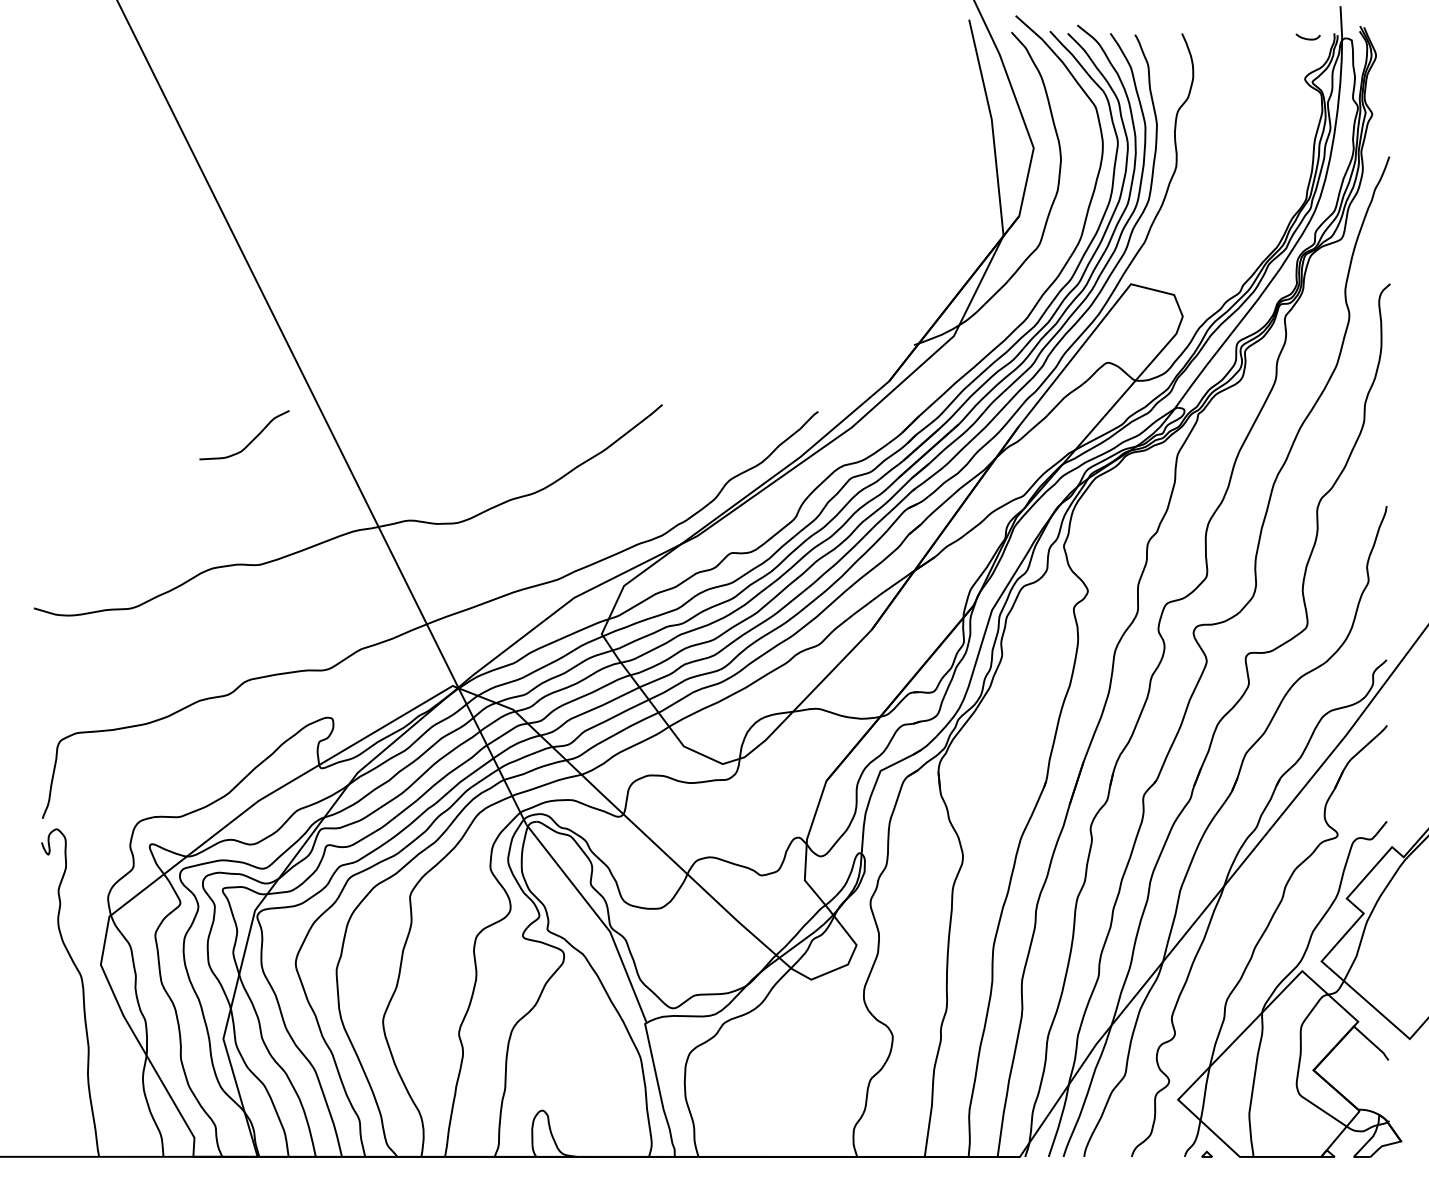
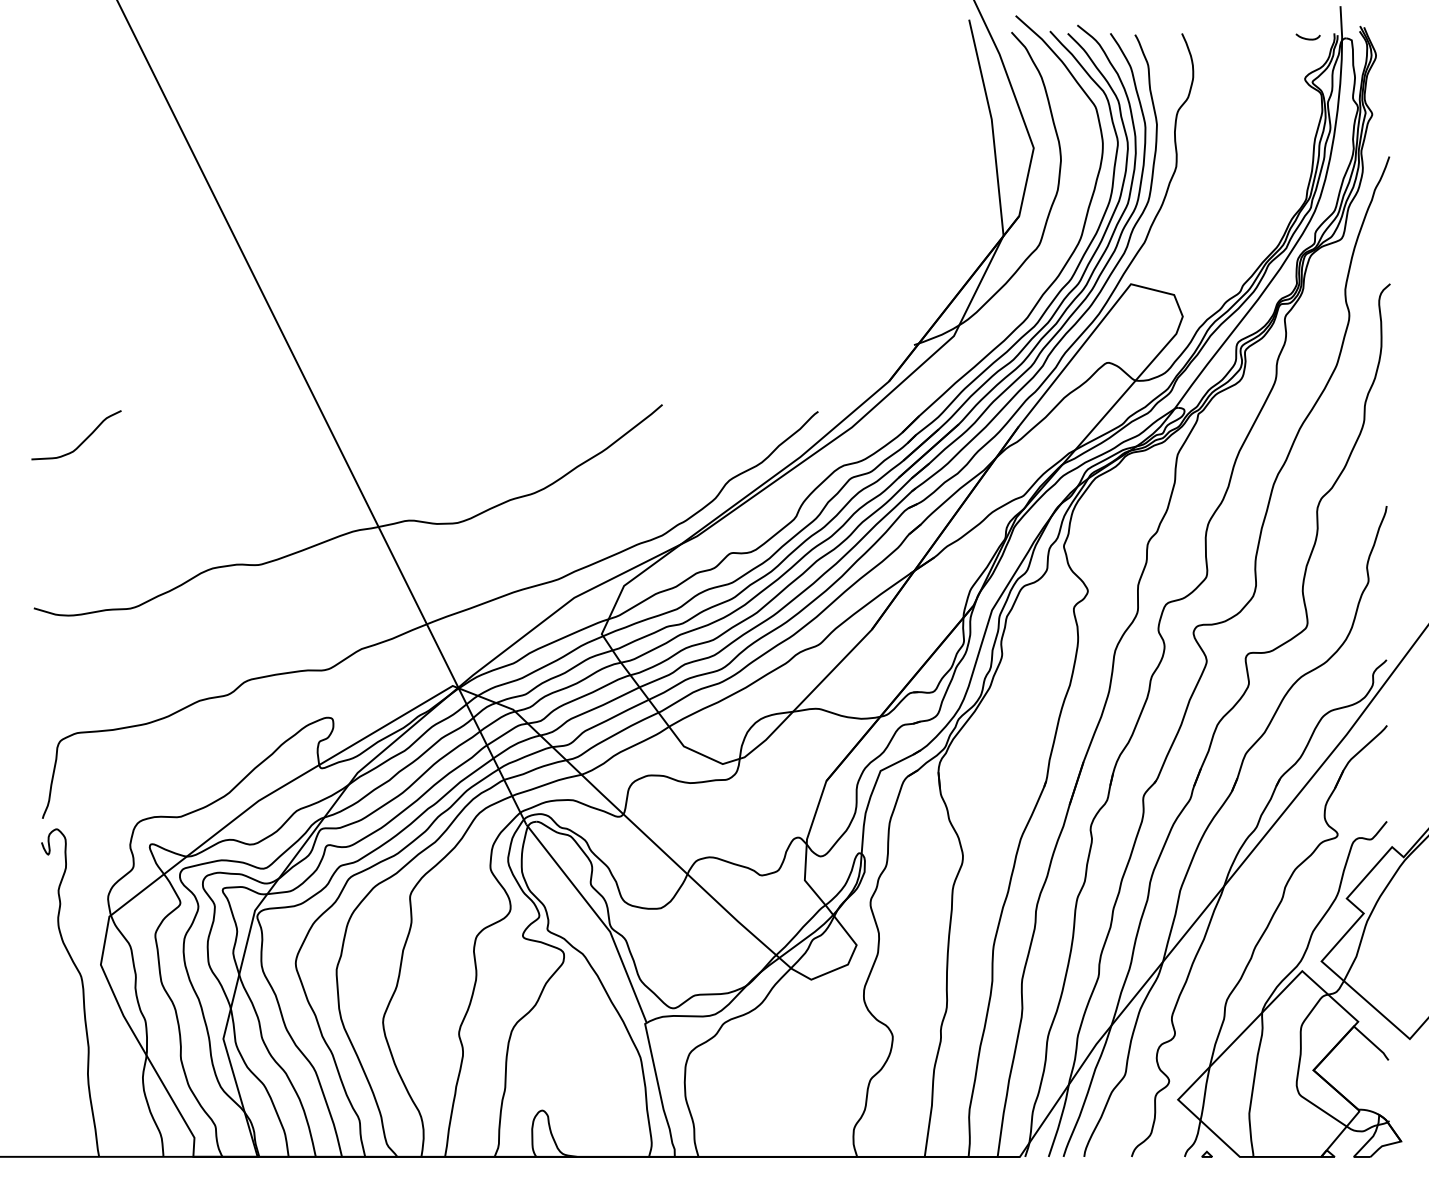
curve position: (250, 441) -> (82, 441) (82, 441)
